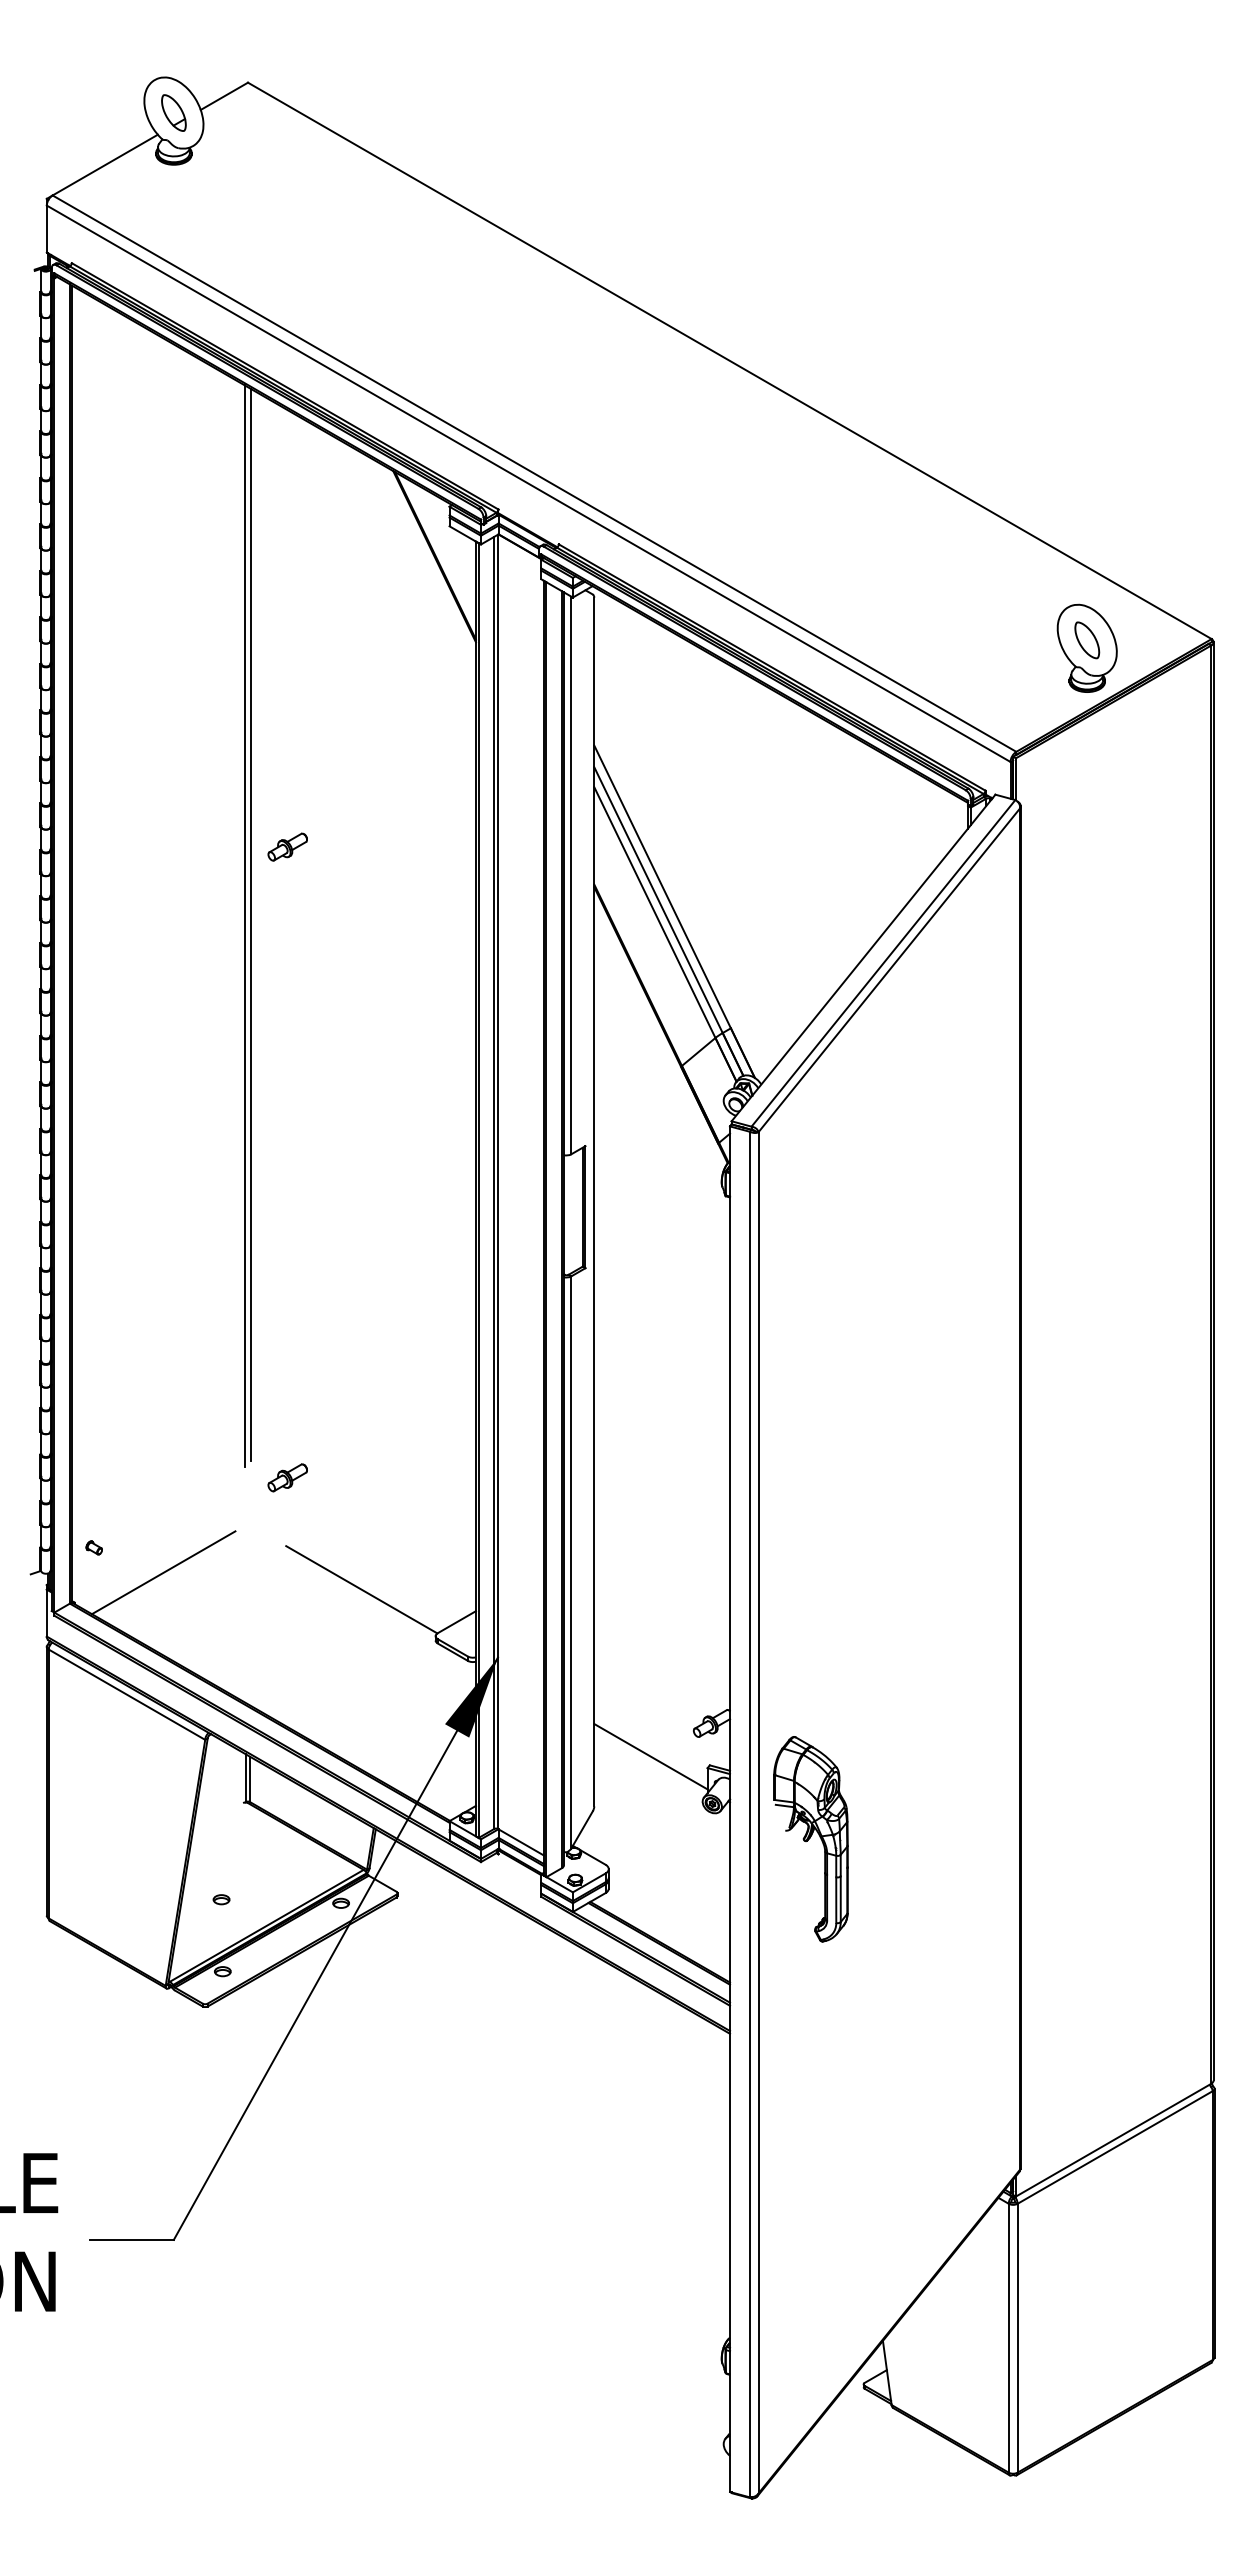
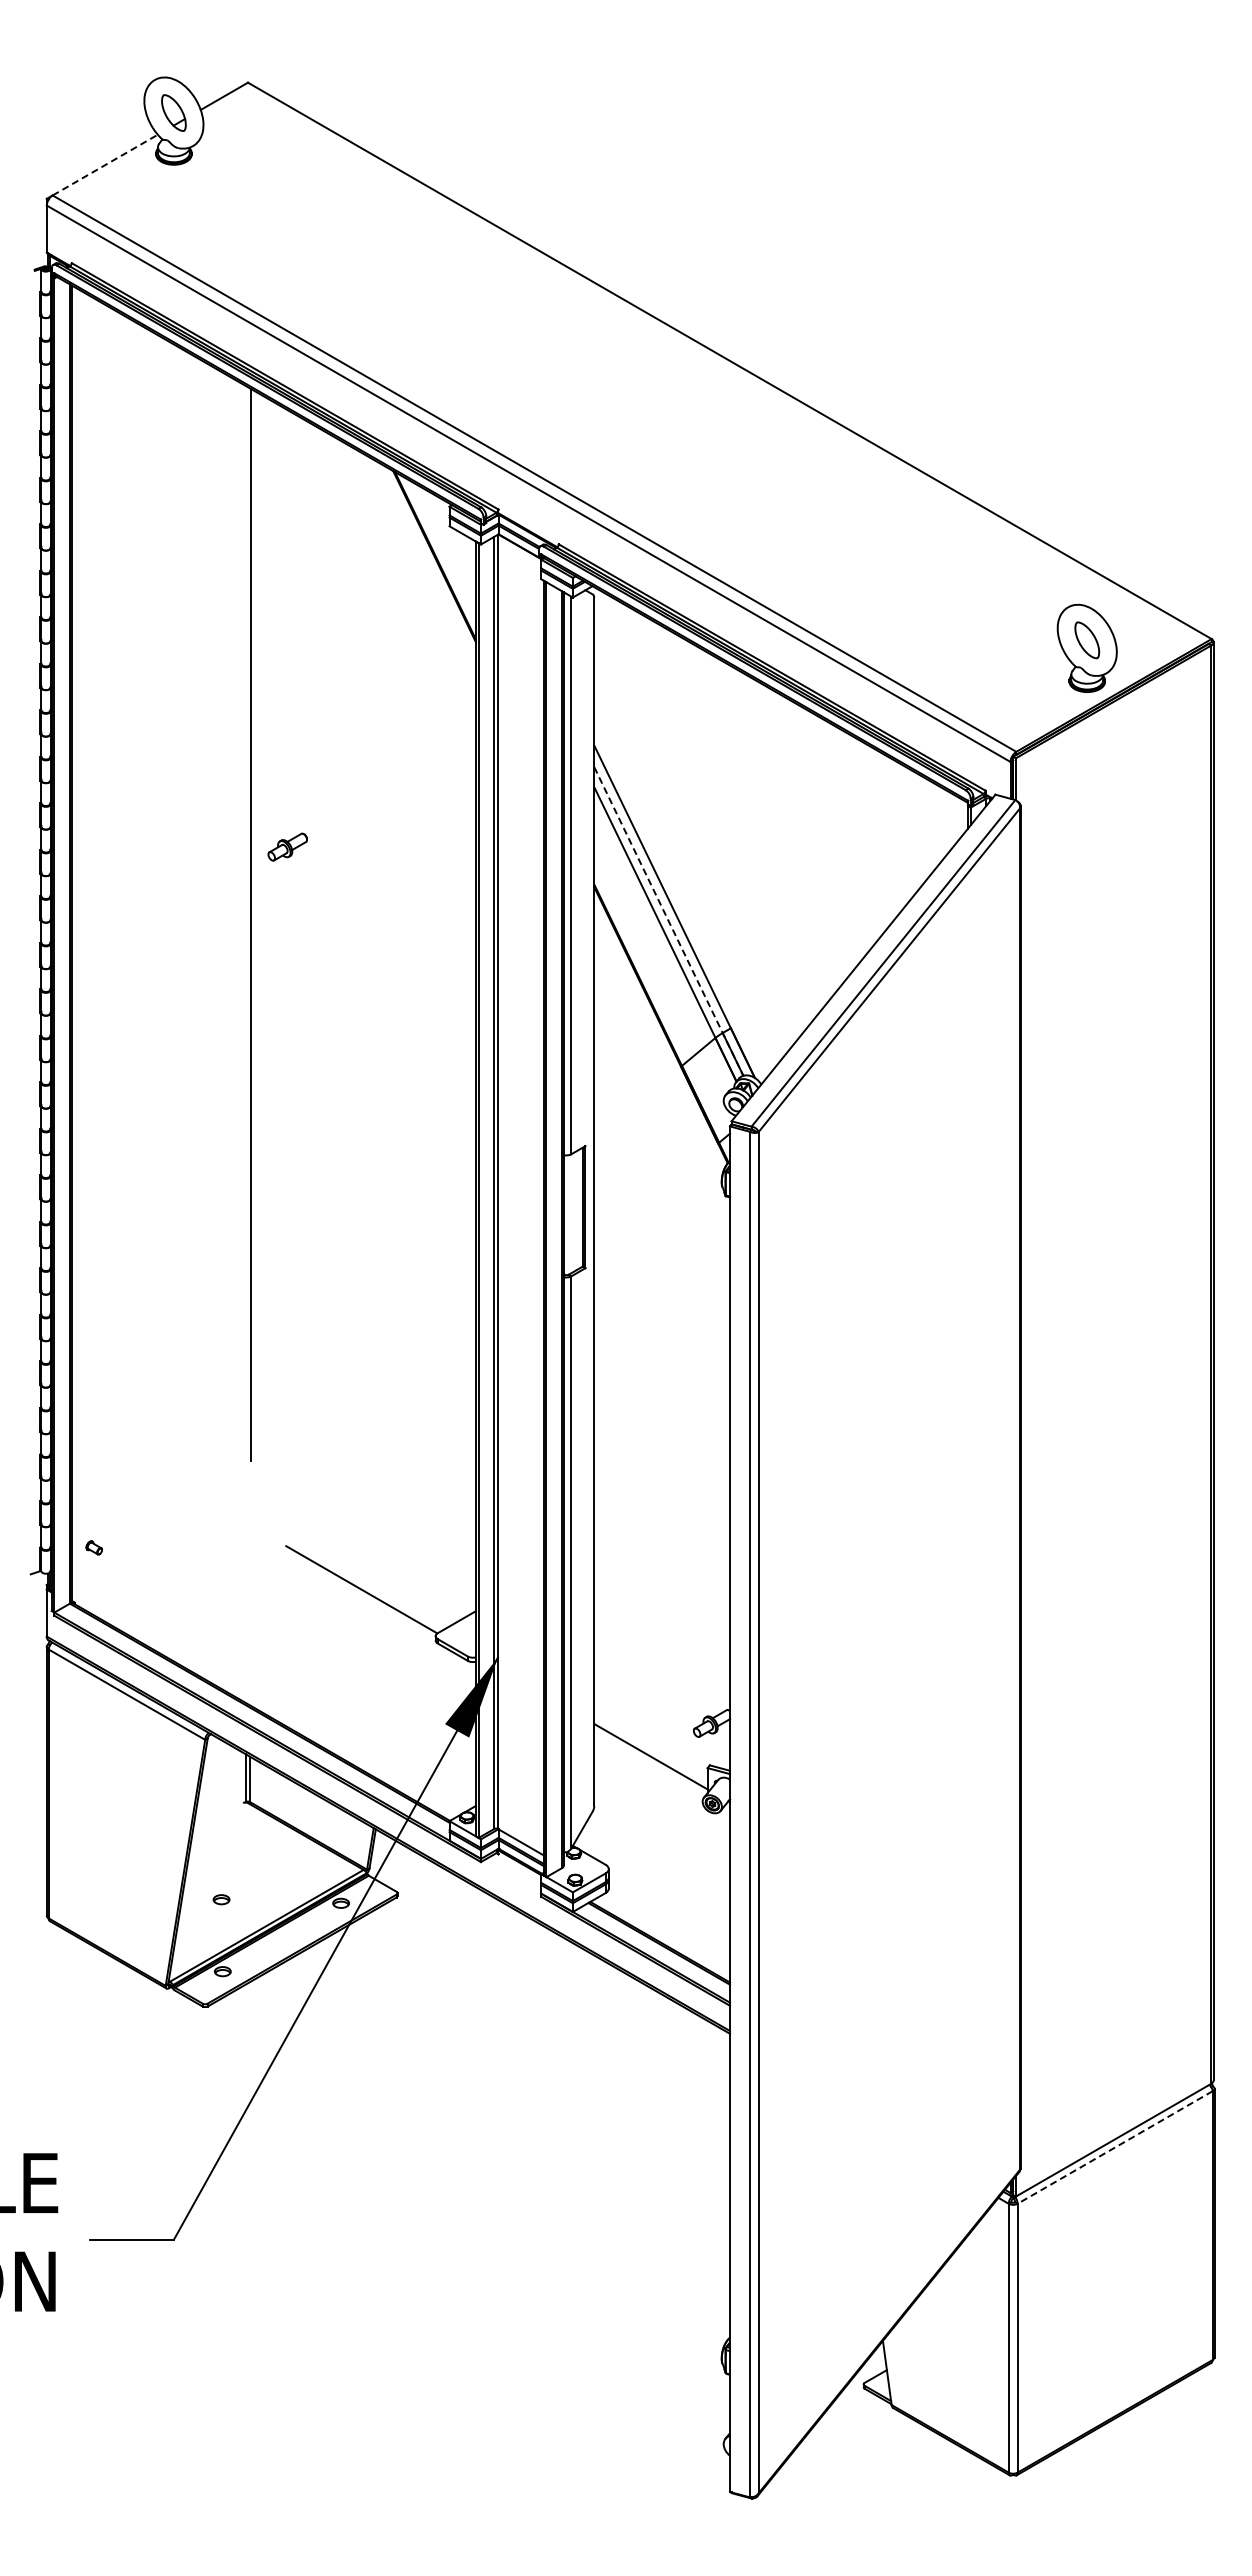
line: solid -> dashed (105, 165)
line: solid -> dashed (669, 921)
line: present -> none (244, 926)
part: present -> none (287, 1477)
line: present -> none (163, 1572)
part: present -> none (810, 1839)
line: solid -> dashed (1115, 2147)
